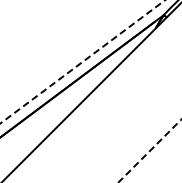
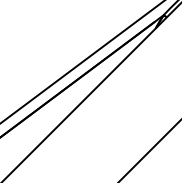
line: dashed -> solid (82, 61)
line: dashed -> solid (149, 150)
